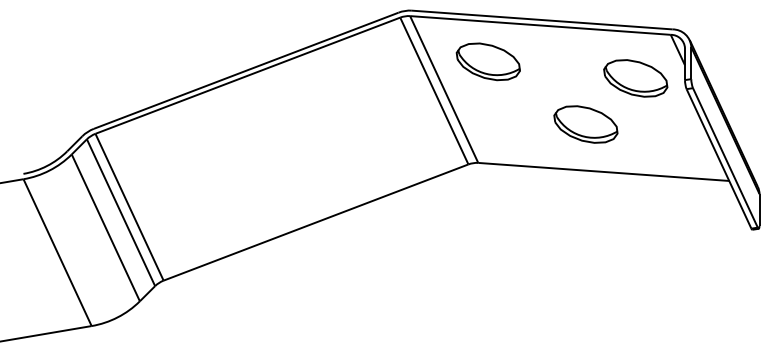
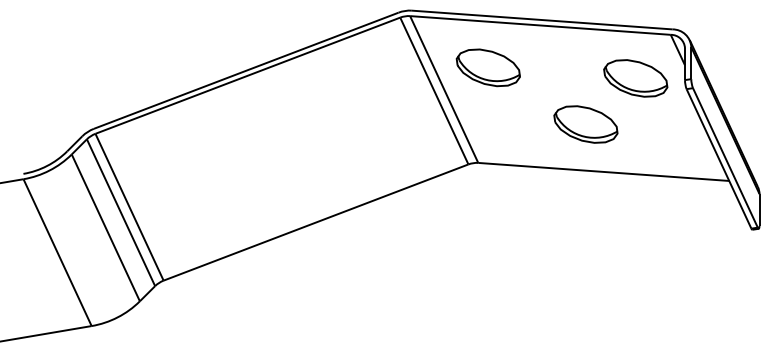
part position: (487, 61) -> (487, 67) (487, 67)
